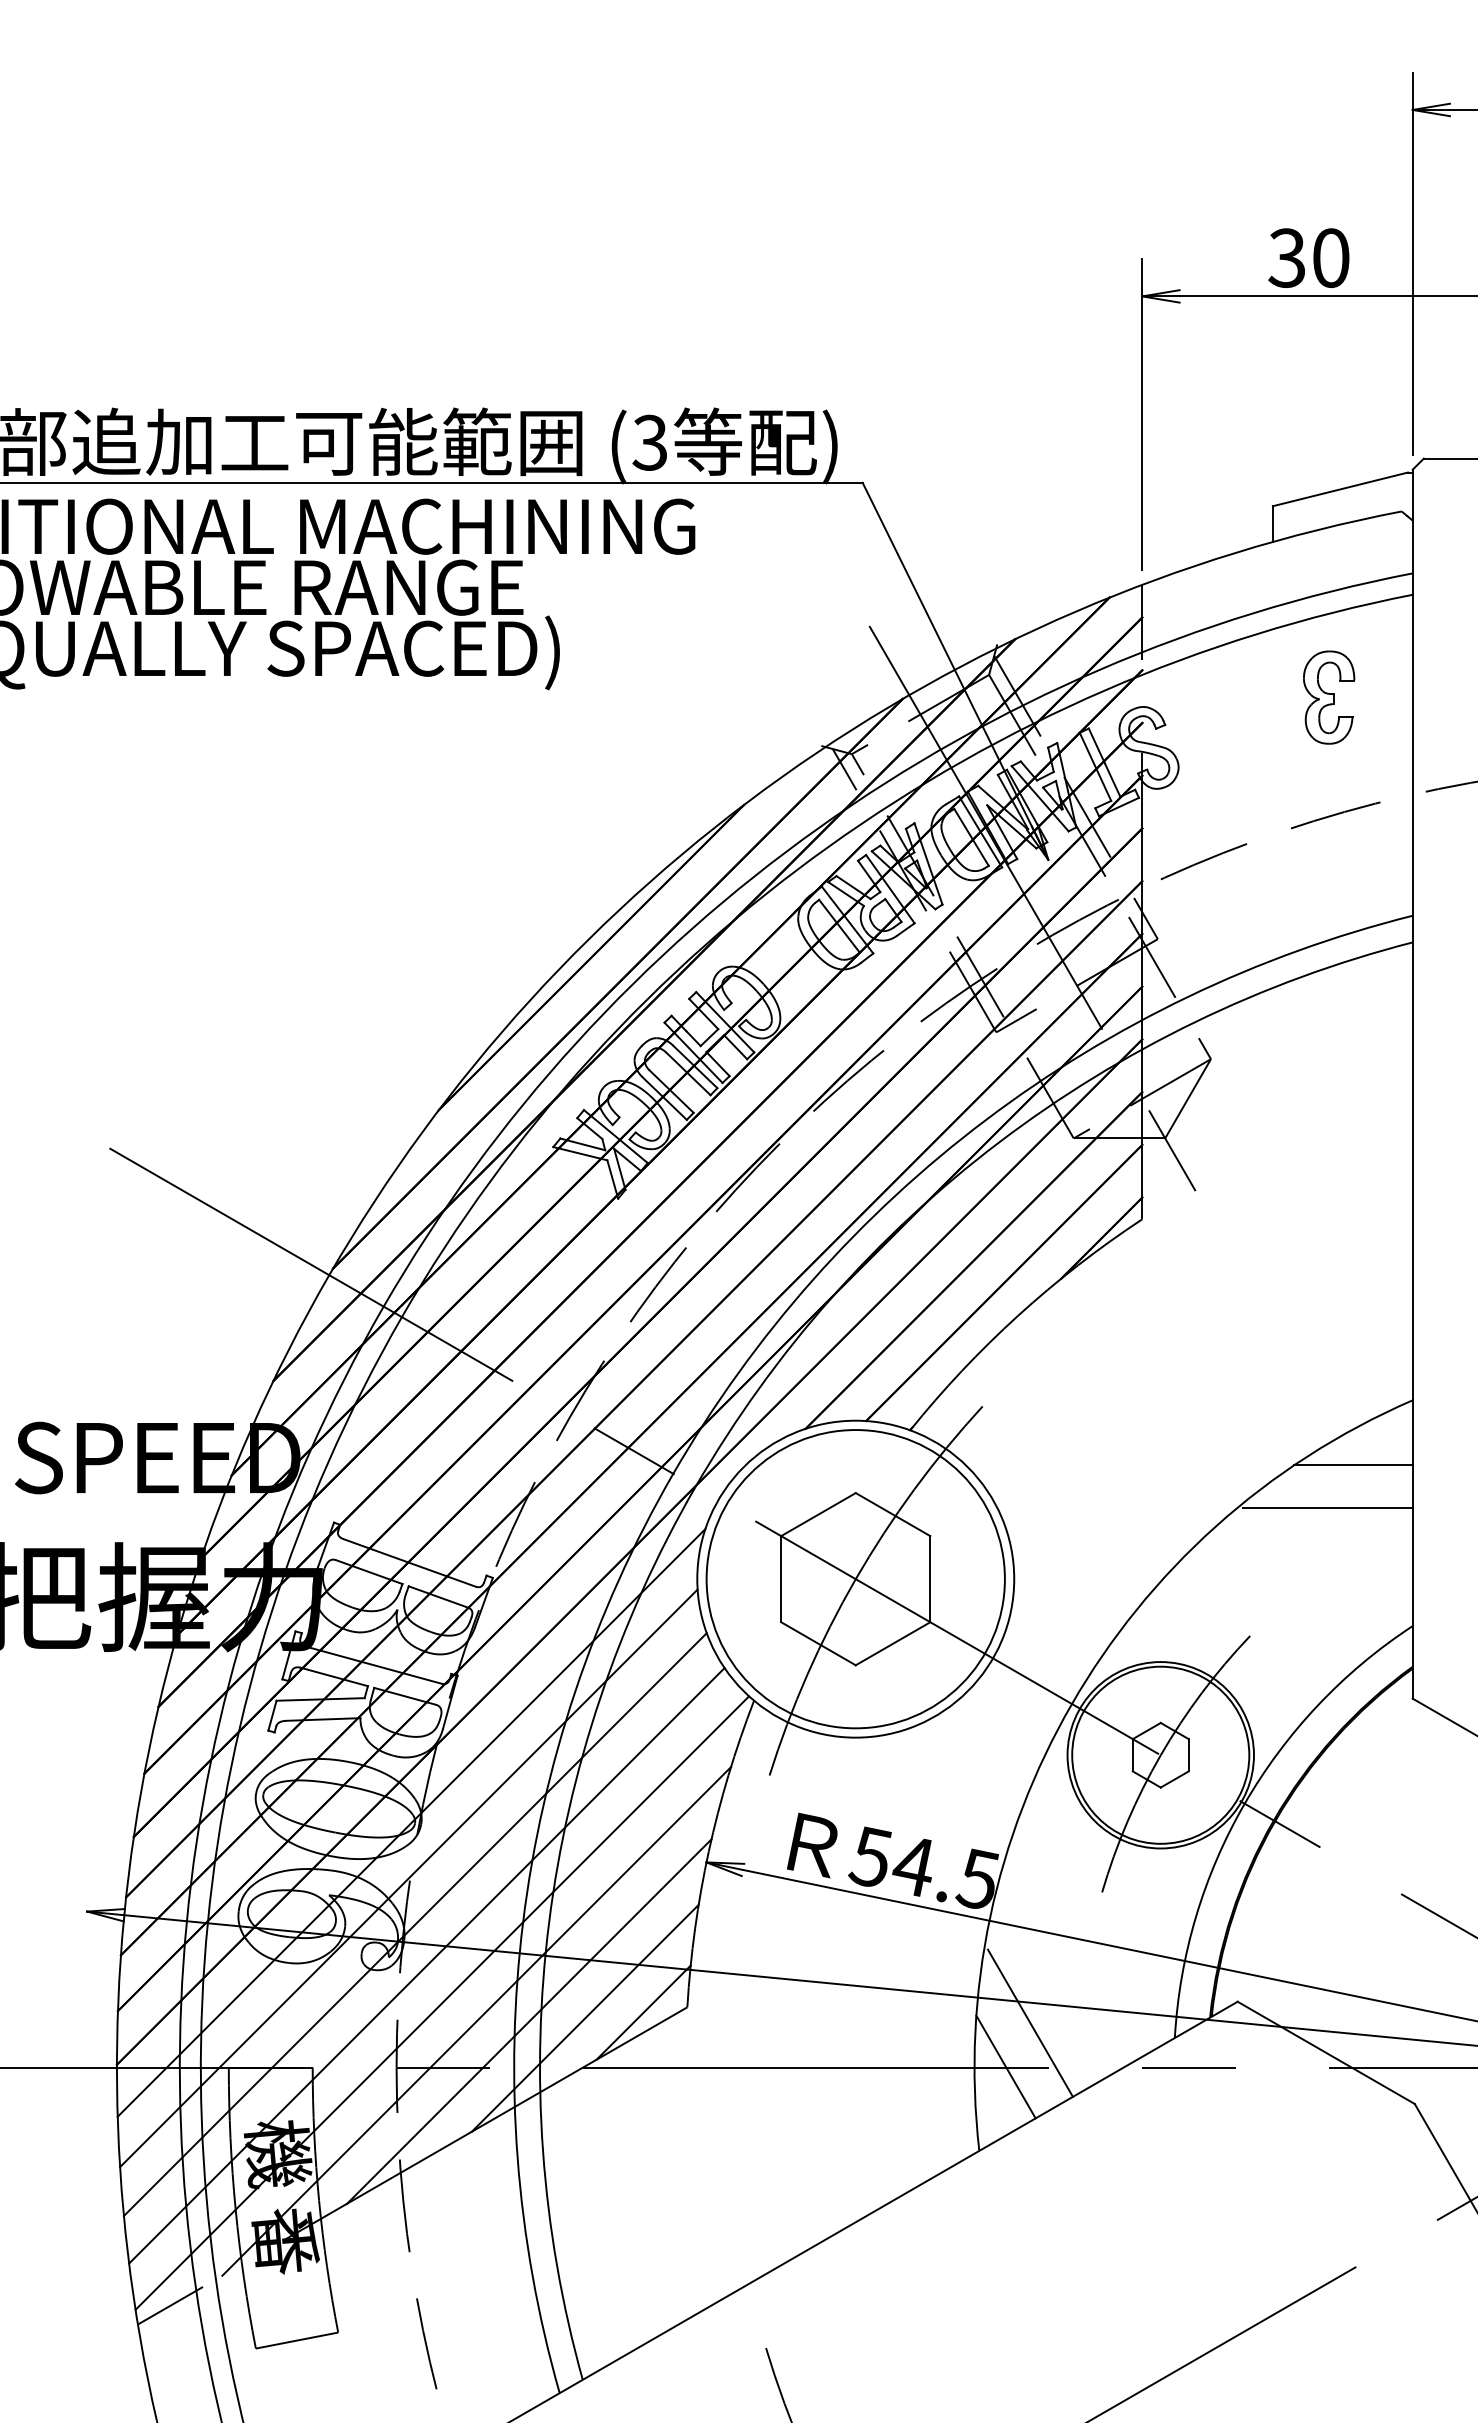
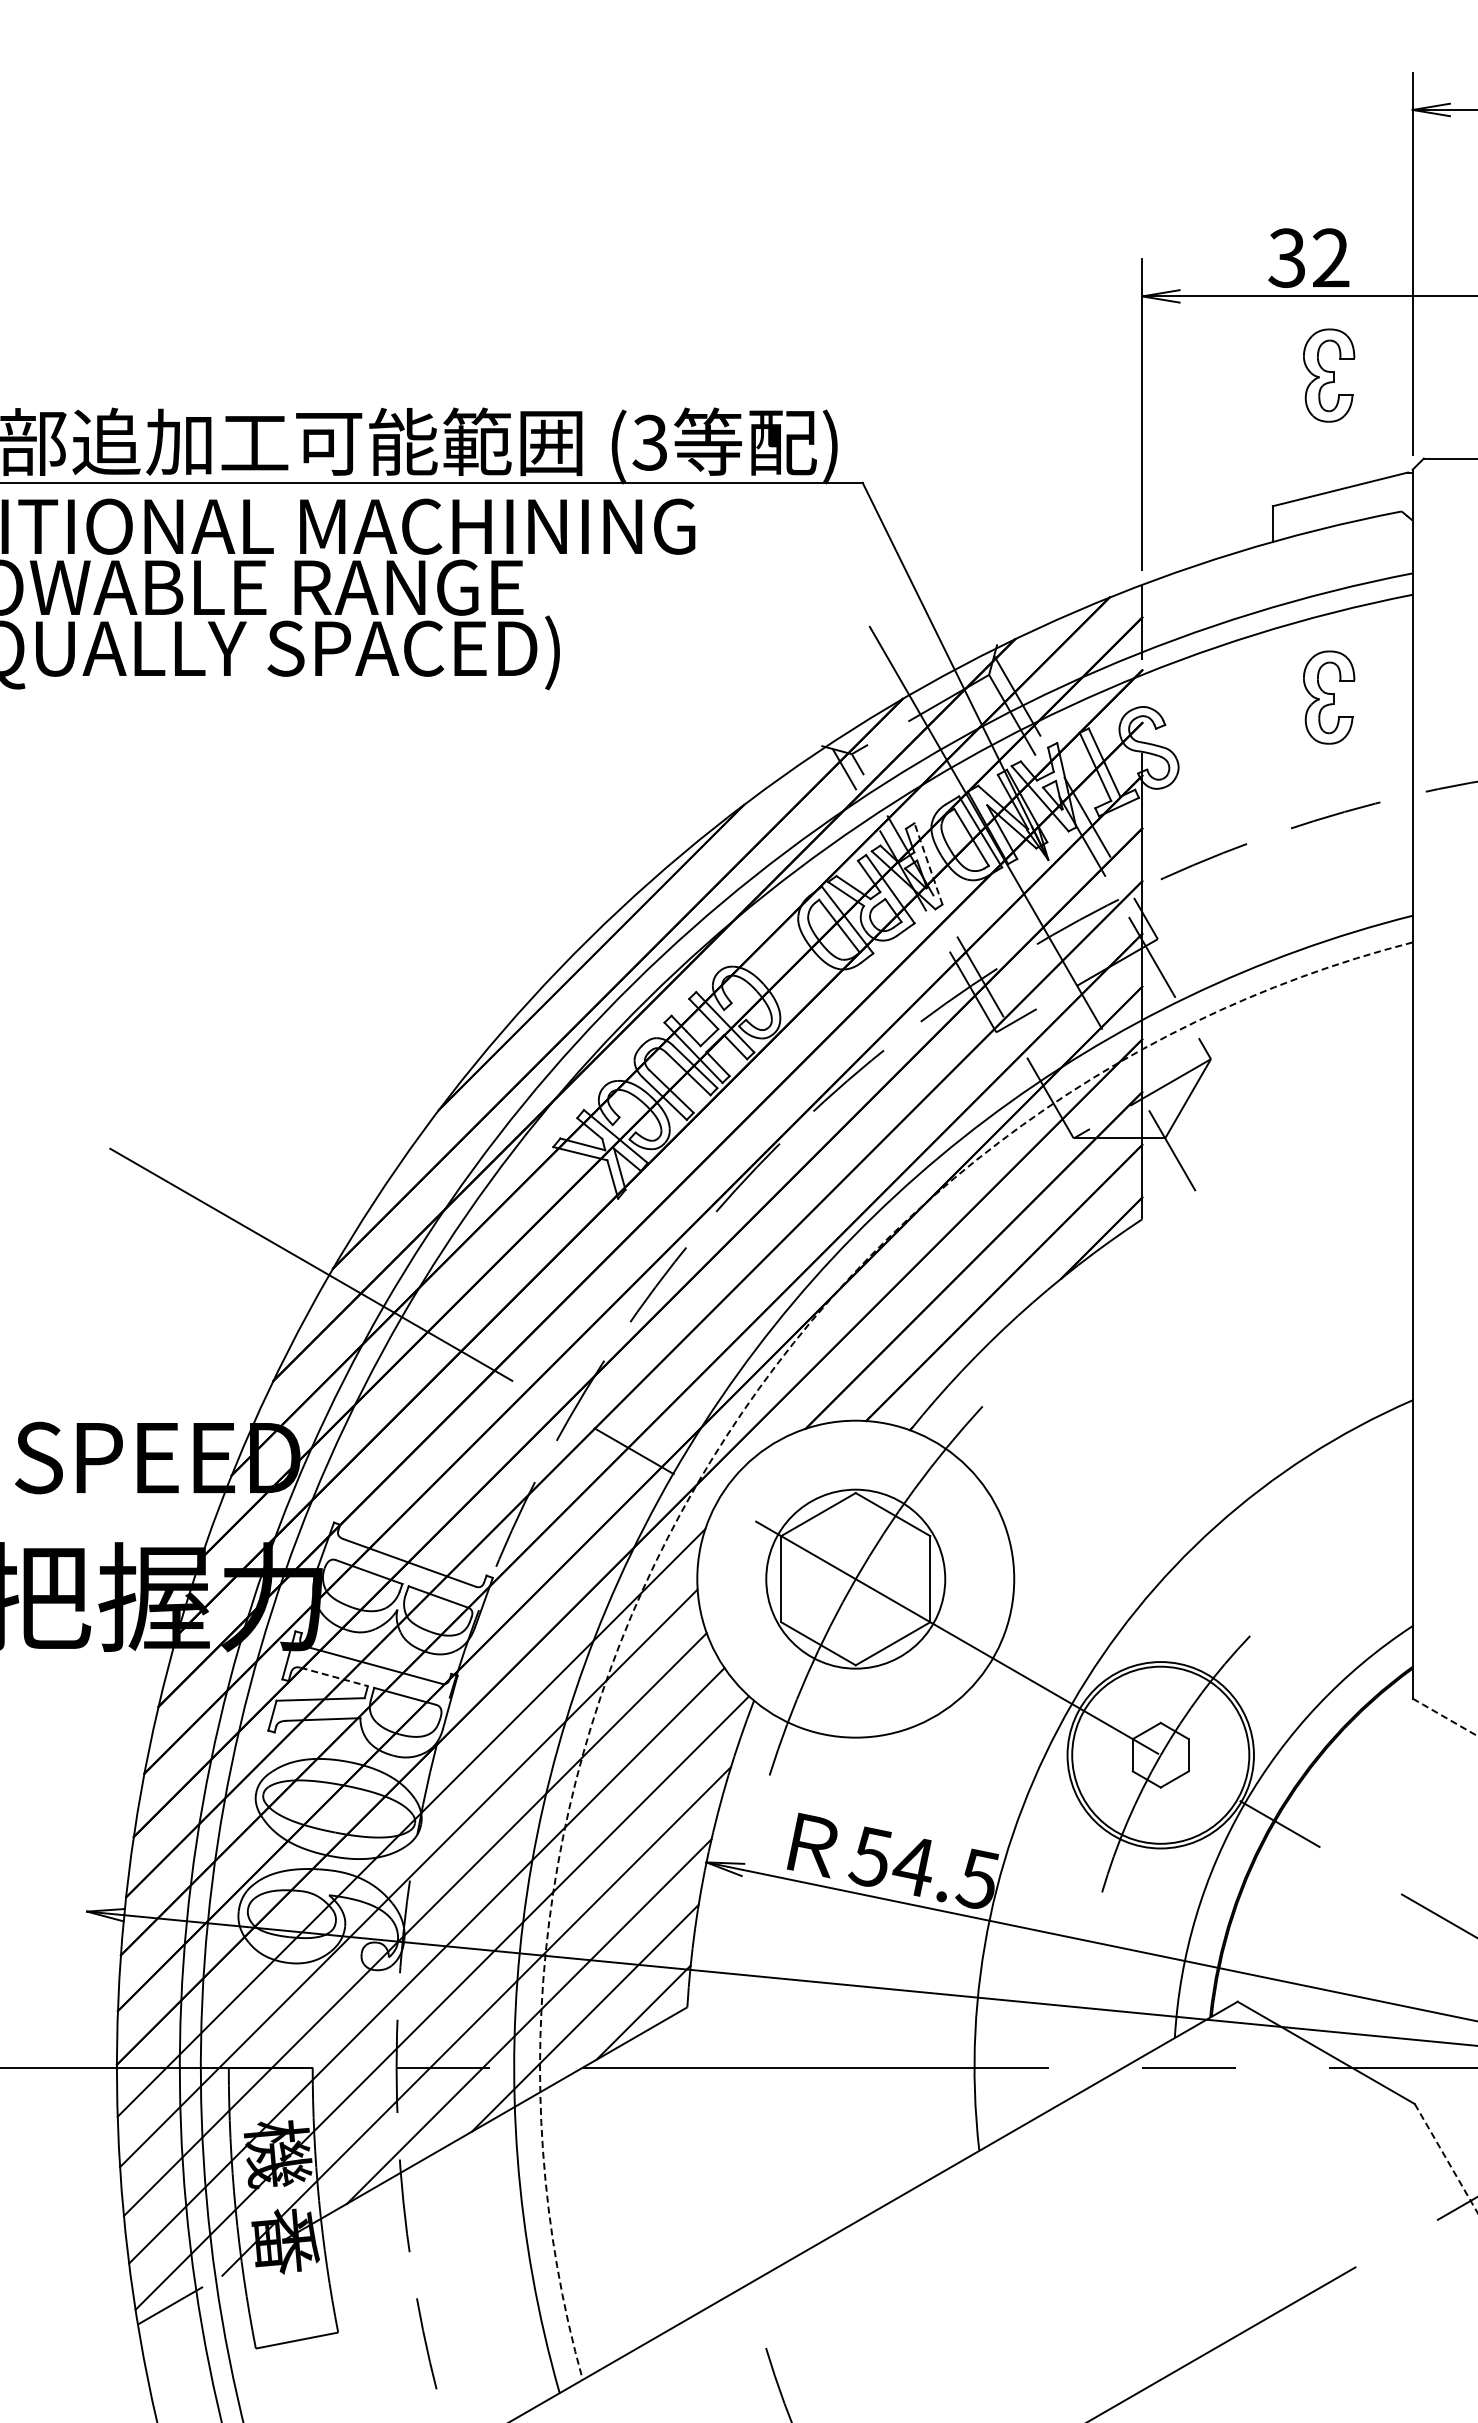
text: 30 -> 32 (1330, 257)
part: none -> present (1329, 375)
line: solid -> dashed (928, 863)
line: present -> none (1353, 1465)
arc: solid -> dashed (695, 1486)
line: present -> none (1327, 1508)
circle diameter: 298 px -> 179 px (855, 1578)
line: solid -> dashed (334, 1676)
line: solid -> dashed (1445, 1717)
line: present -> none (1029, 2022)
line: present -> none (1005, 2066)
line: solid -> dashed (1446, 2158)
